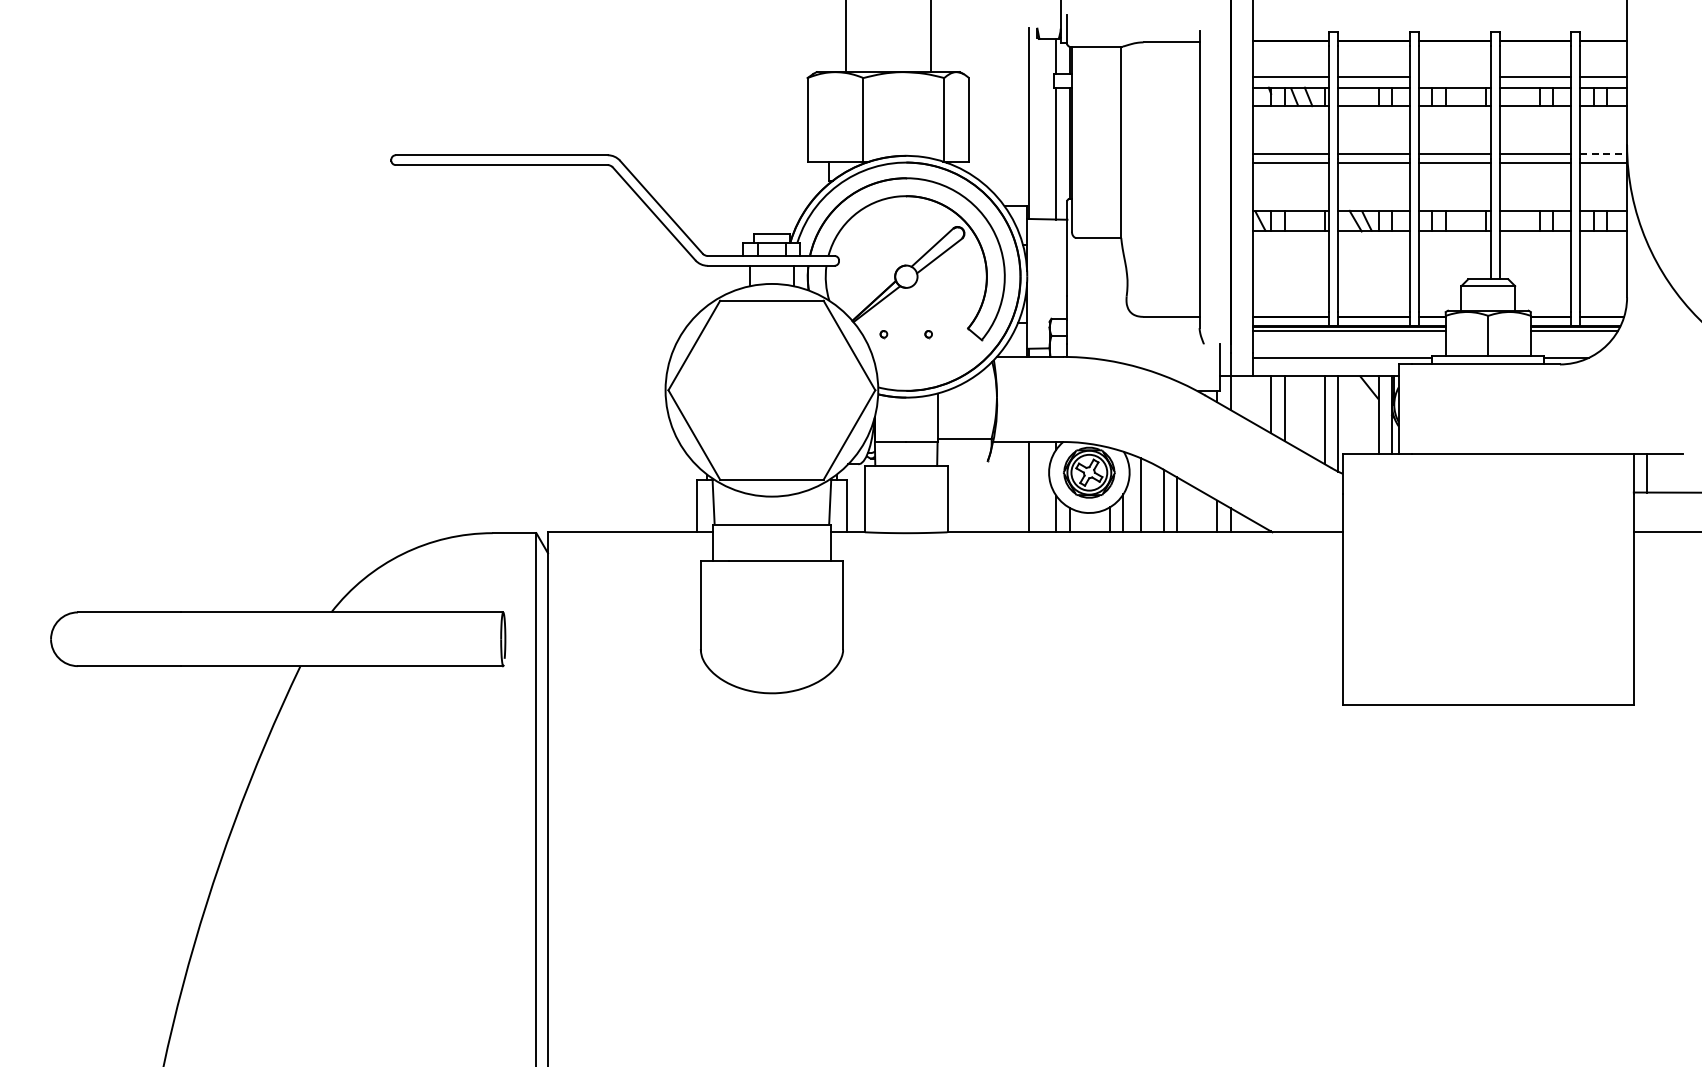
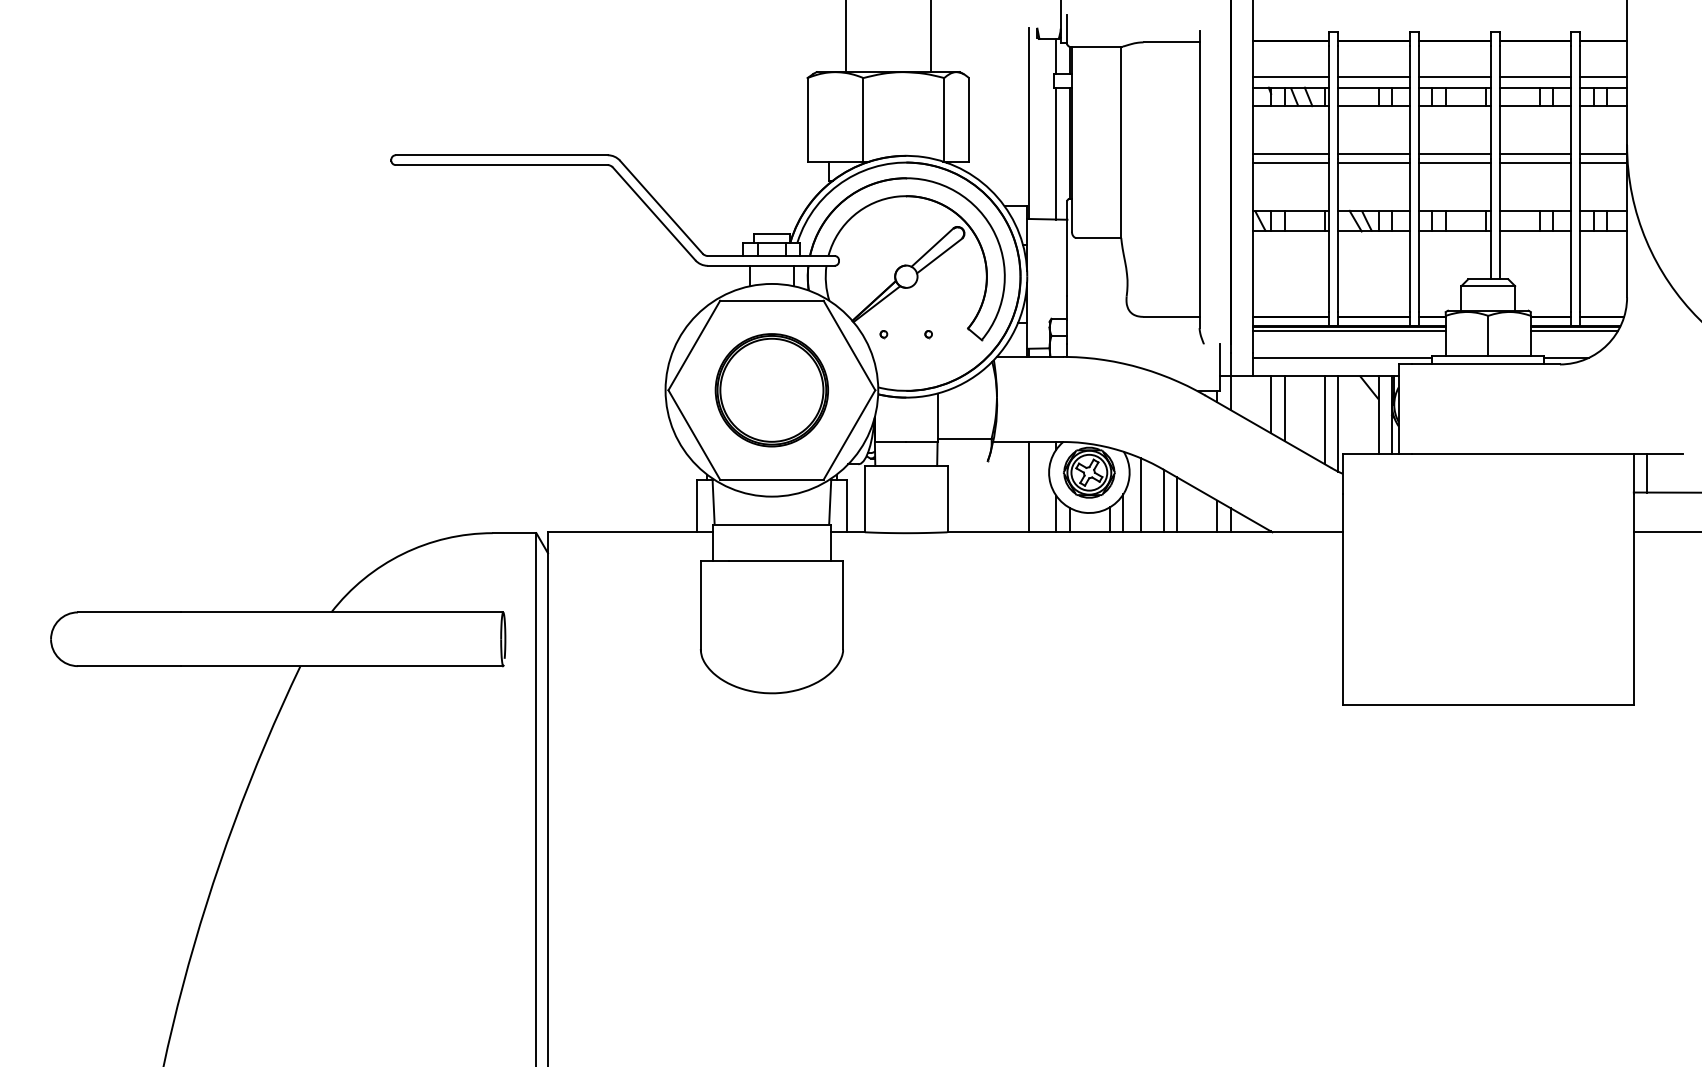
line: none -> present (1454, 76)
line: dashed -> solid (1603, 154)
part: none -> present (771, 390)
